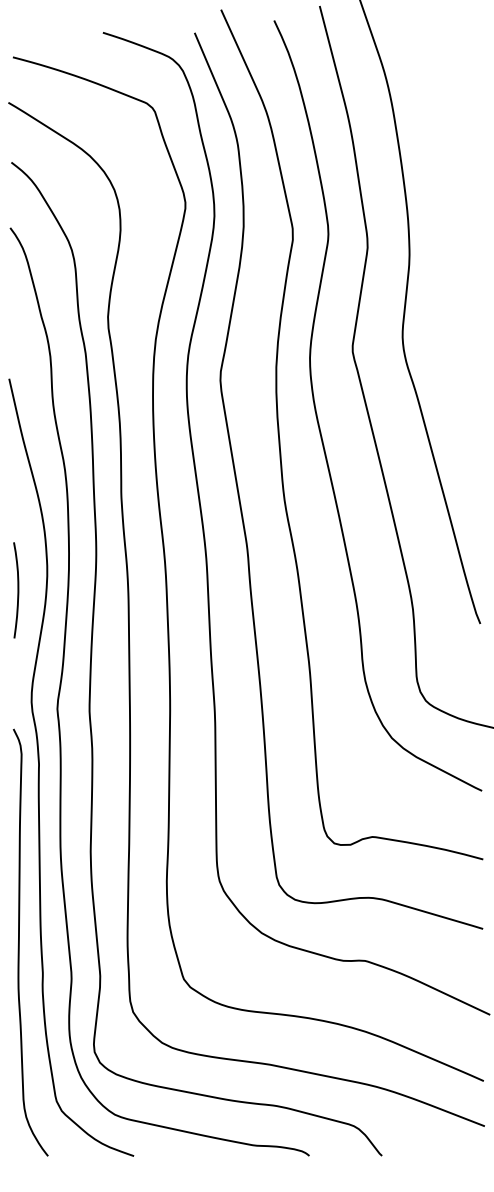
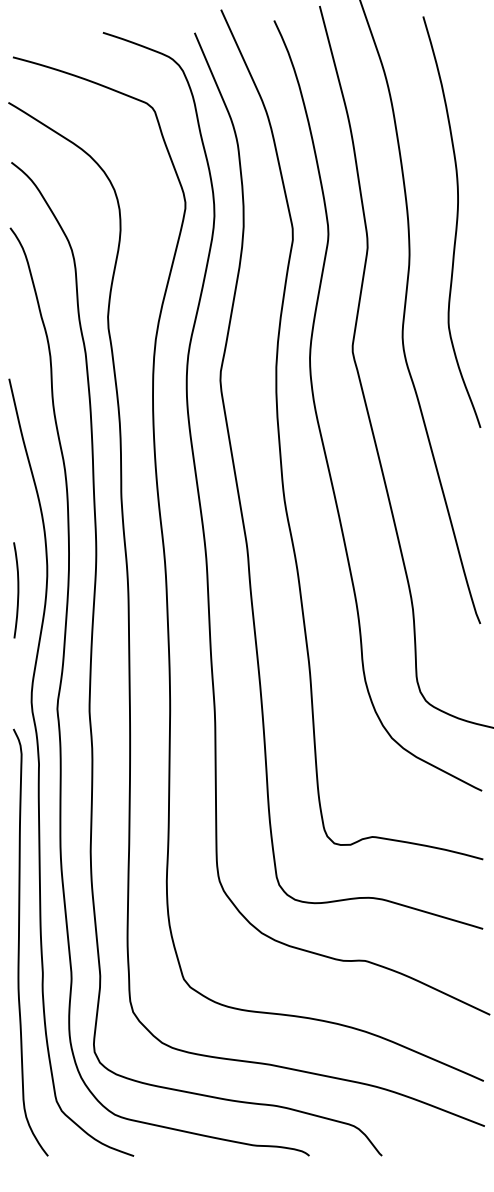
curve: none -> present (456, 221)
